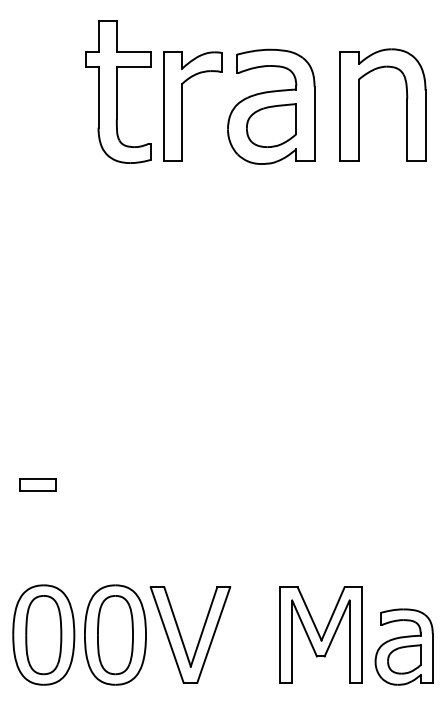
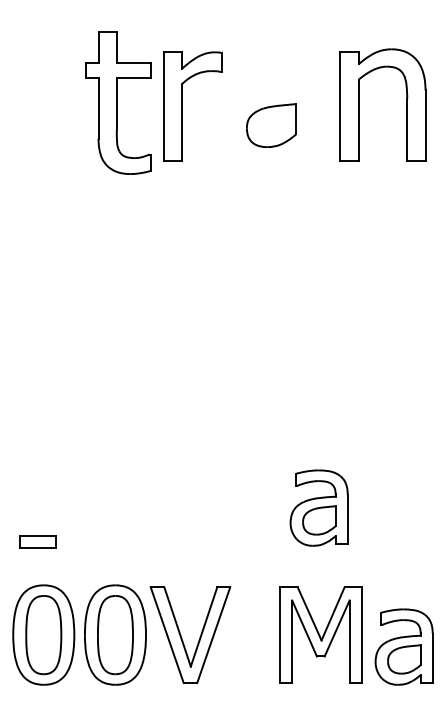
part position: (118, 91) -> (118, 102) (118, 102)
part: present -> none (271, 106)
part position: (37, 484) -> (37, 541) (37, 541)
part: none -> present (318, 507)
